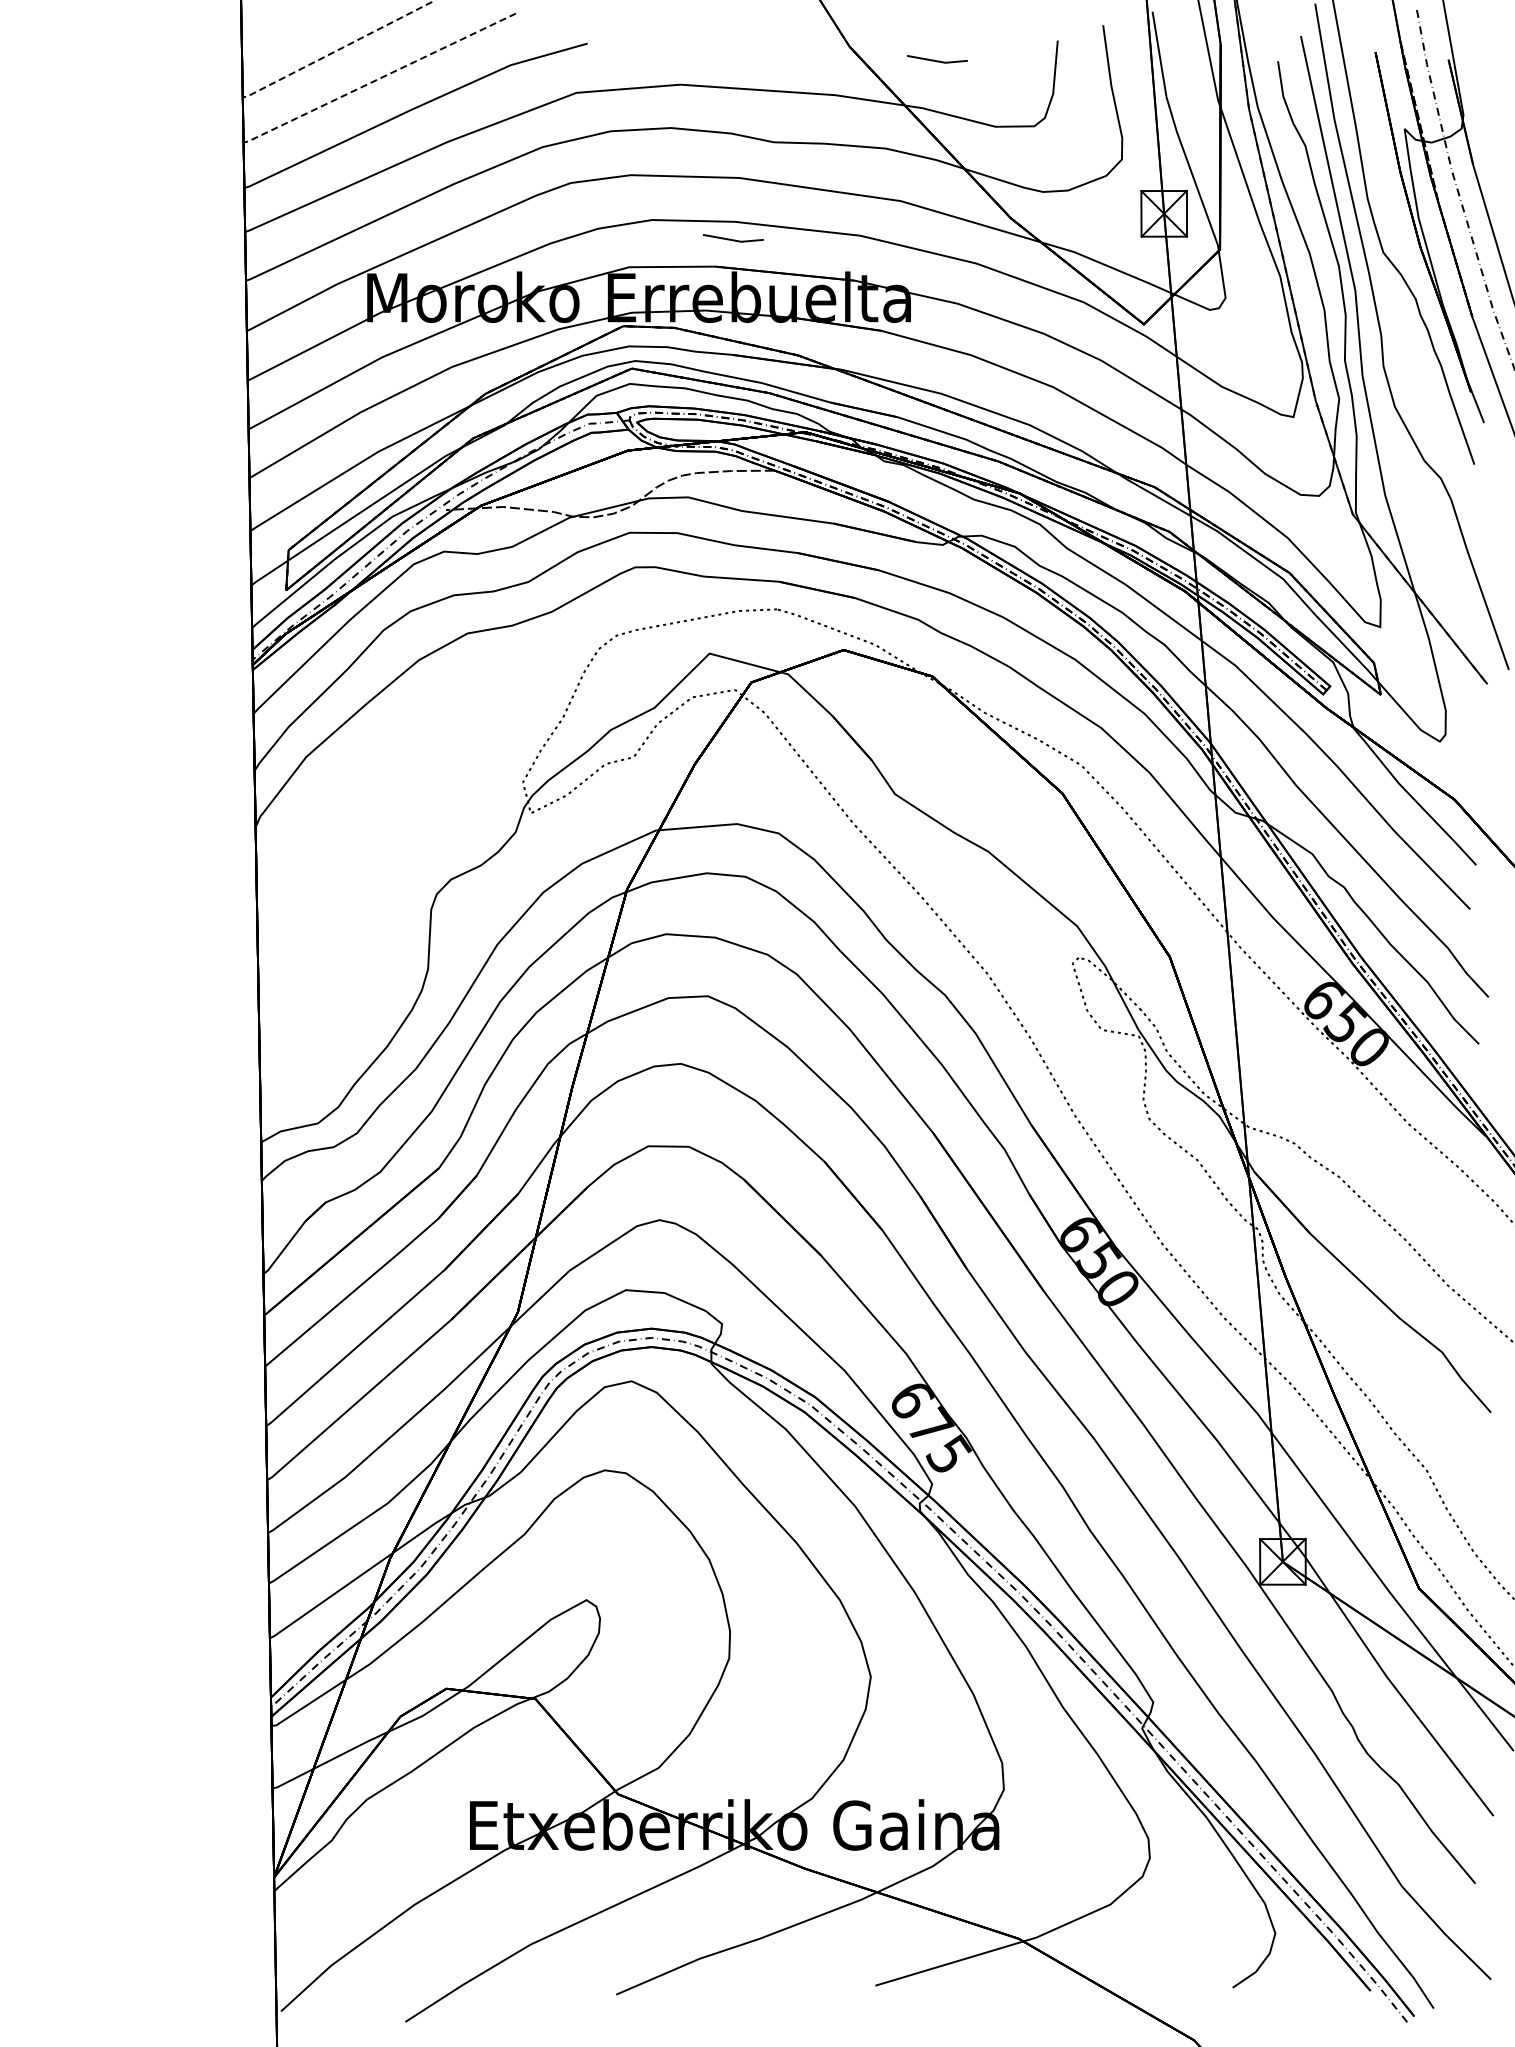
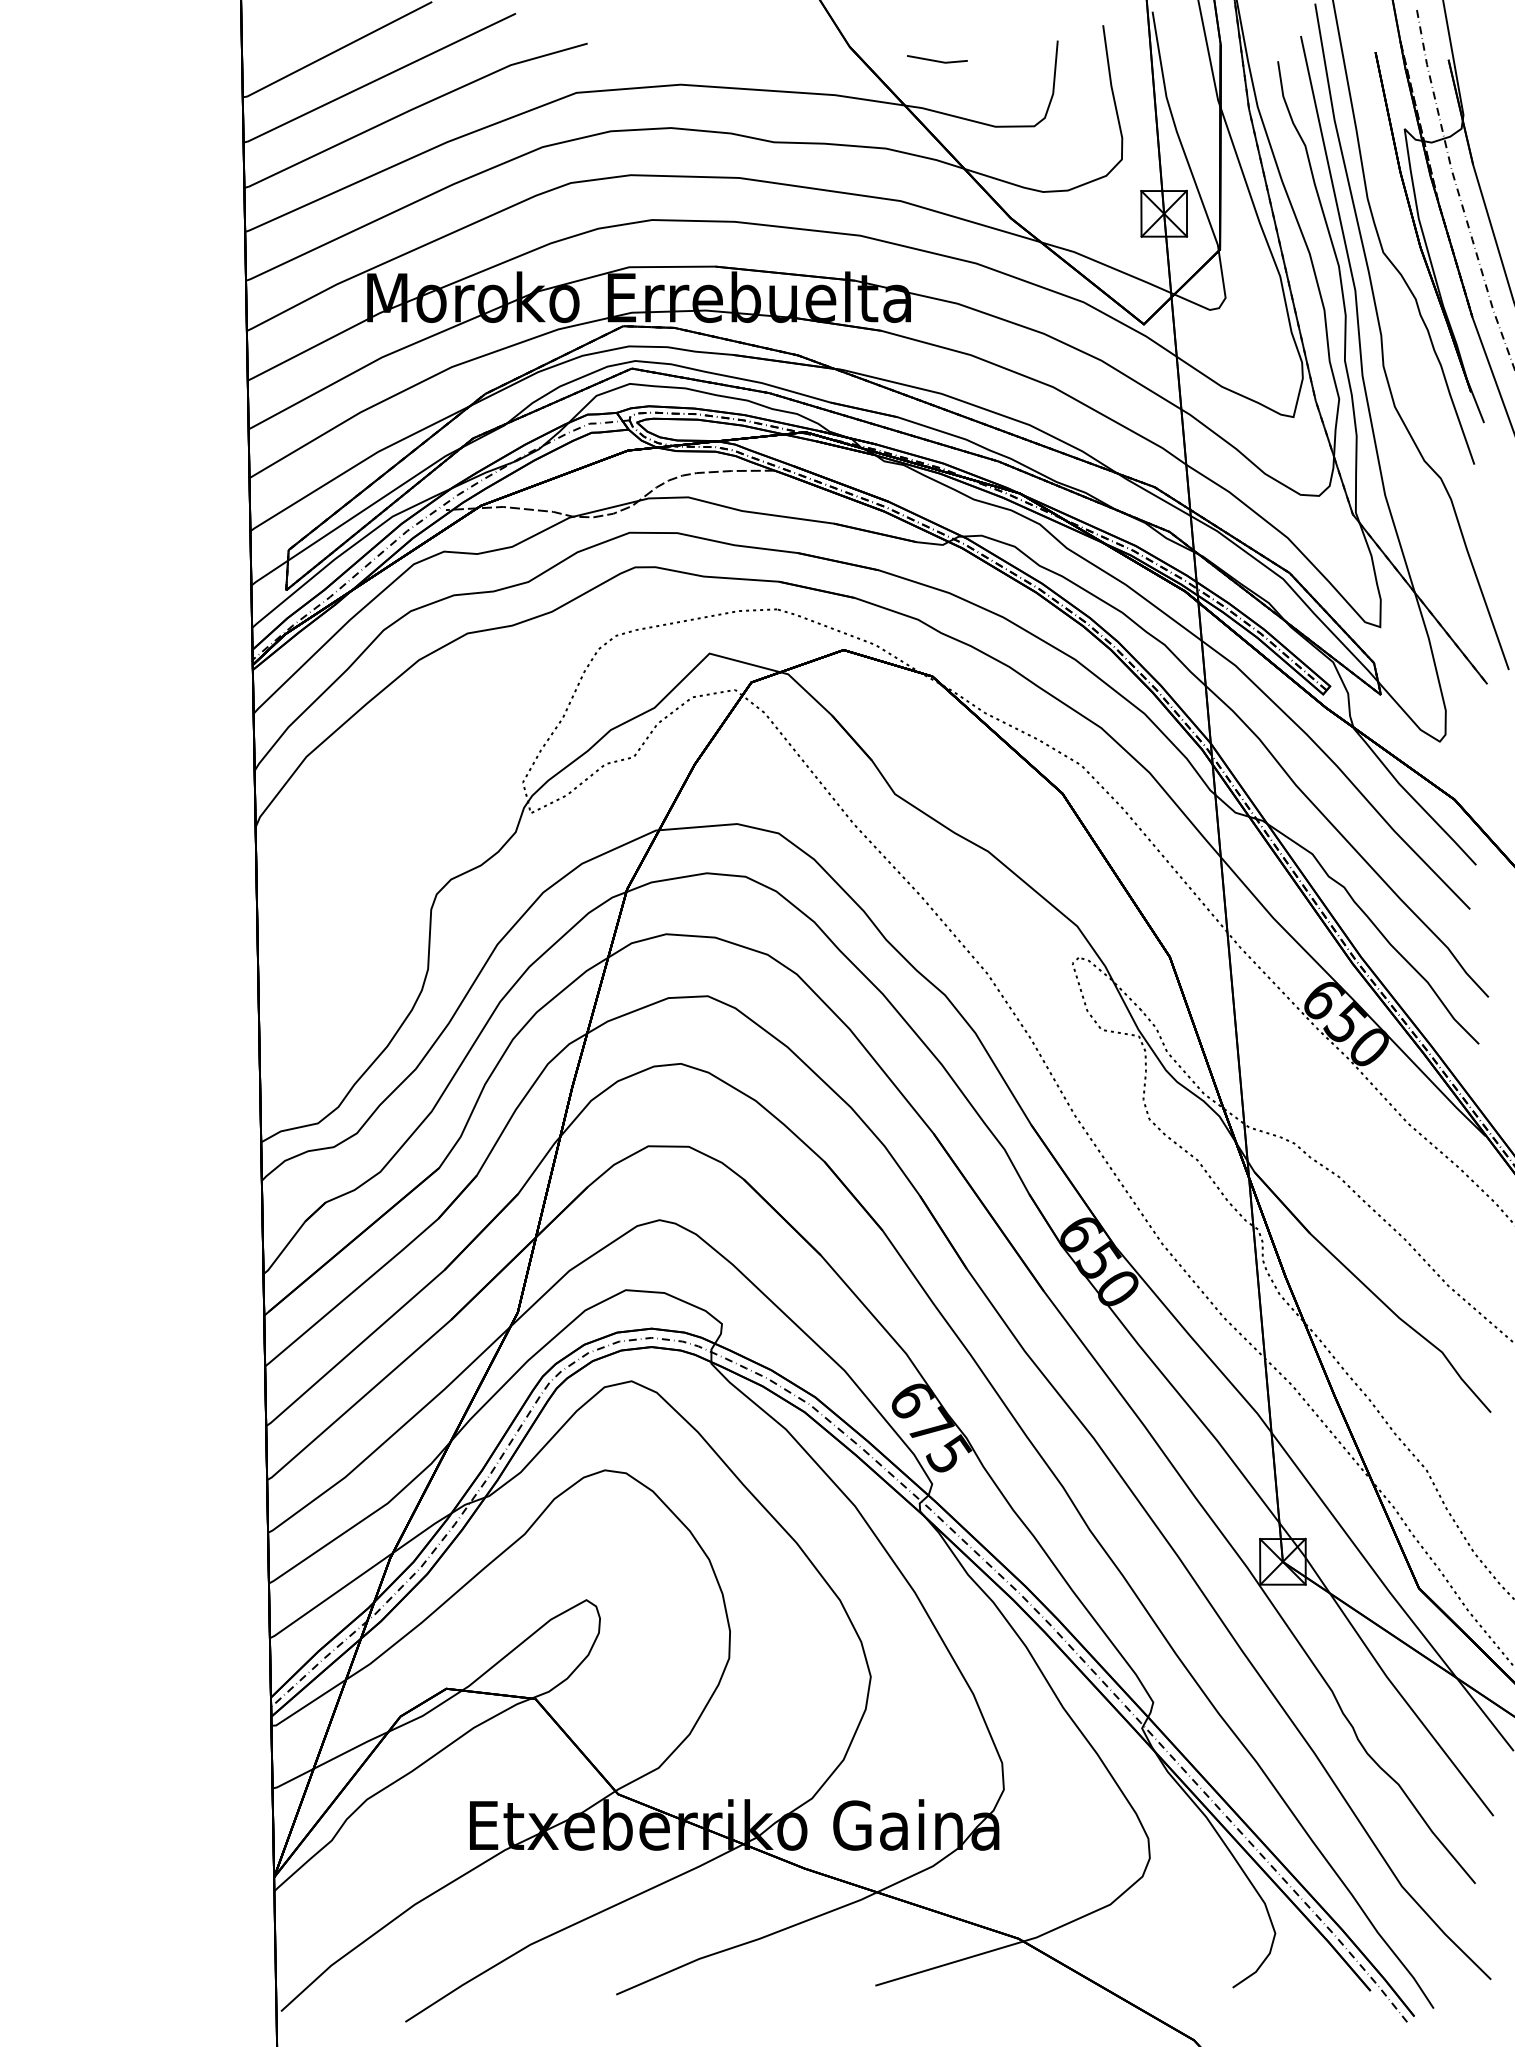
line: dashed -> solid (337, 50)
line: dashed -> solid (378, 79)
line: present -> none (733, 239)
